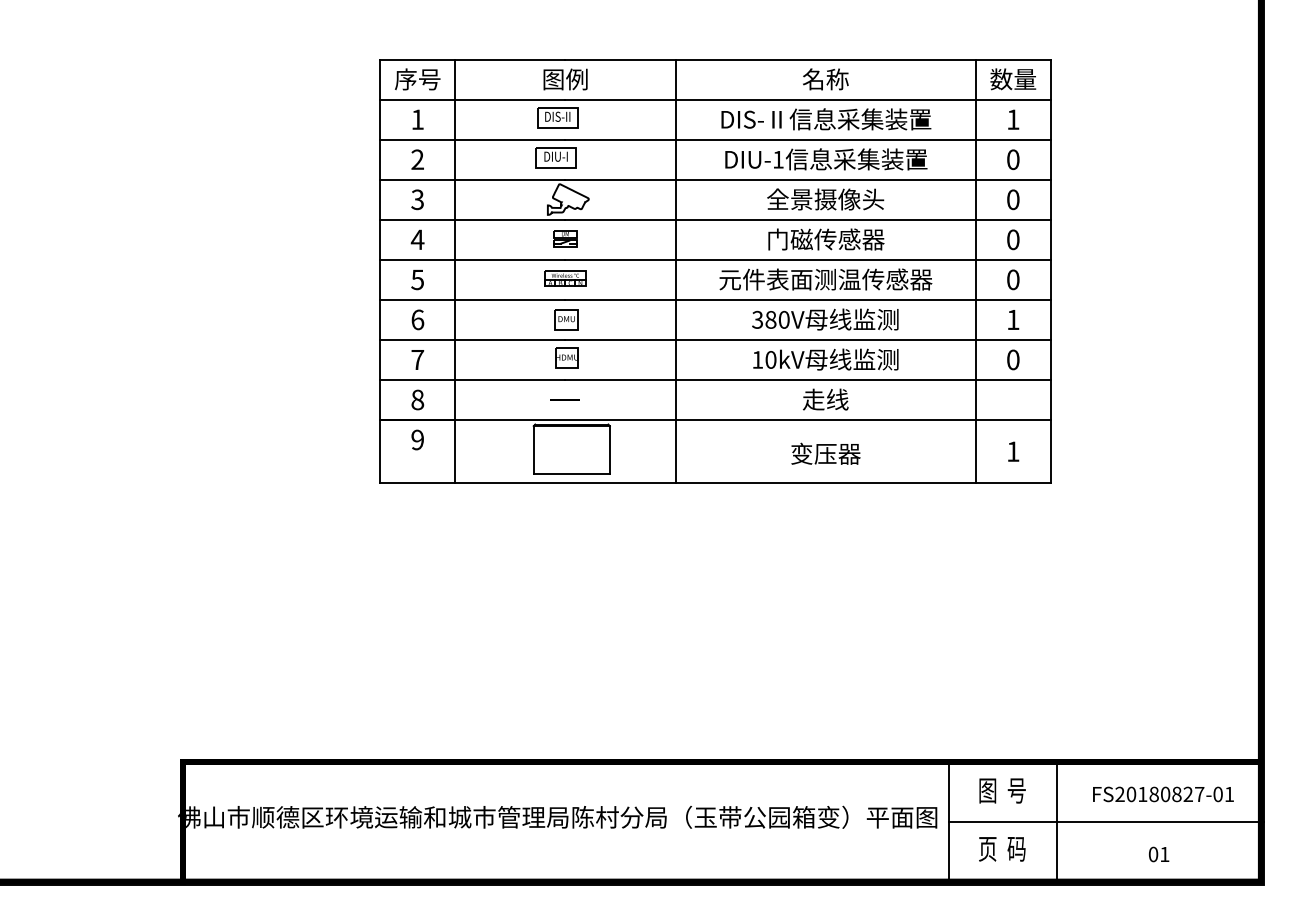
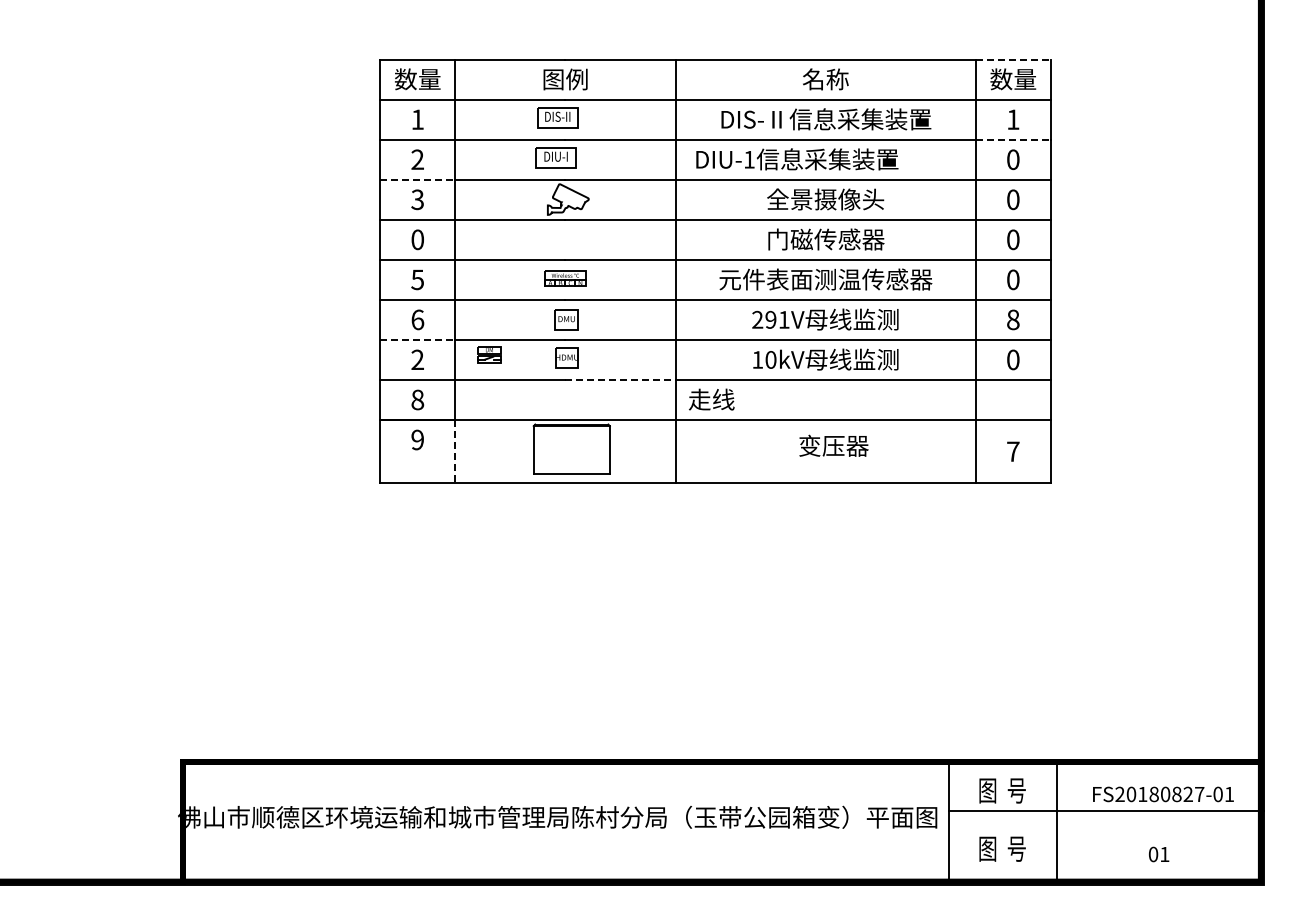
line: solid -> dashed (1013, 59)
text: 序号 -> 数量 (417, 79)
line: solid -> dashed (1013, 139)
text position: (826, 159) -> (797, 159) (797, 159)
line: solid -> dashed (417, 179)
part position: (565, 238) -> (489, 354) (489, 354)
text: 4 -> 0 (417, 239)
text: 380V -> 291V (770, 319)
text: 1 -> 8 (1013, 319)
line: solid -> dashed (417, 339)
text: 7 -> 2 (417, 359)
line: solid -> dashed (621, 379)
line: present -> none (564, 399)
text position: (825, 399) -> (711, 399) (711, 399)
line: solid -> dashed (455, 451)
text: 1 -> 7 (1013, 451)
text position: (825, 453) -> (833, 445) (833, 445)
line position: (1105, 821) -> (1105, 810) (1105, 810)
text: 页  码 -> 图  号 (1002, 848)
